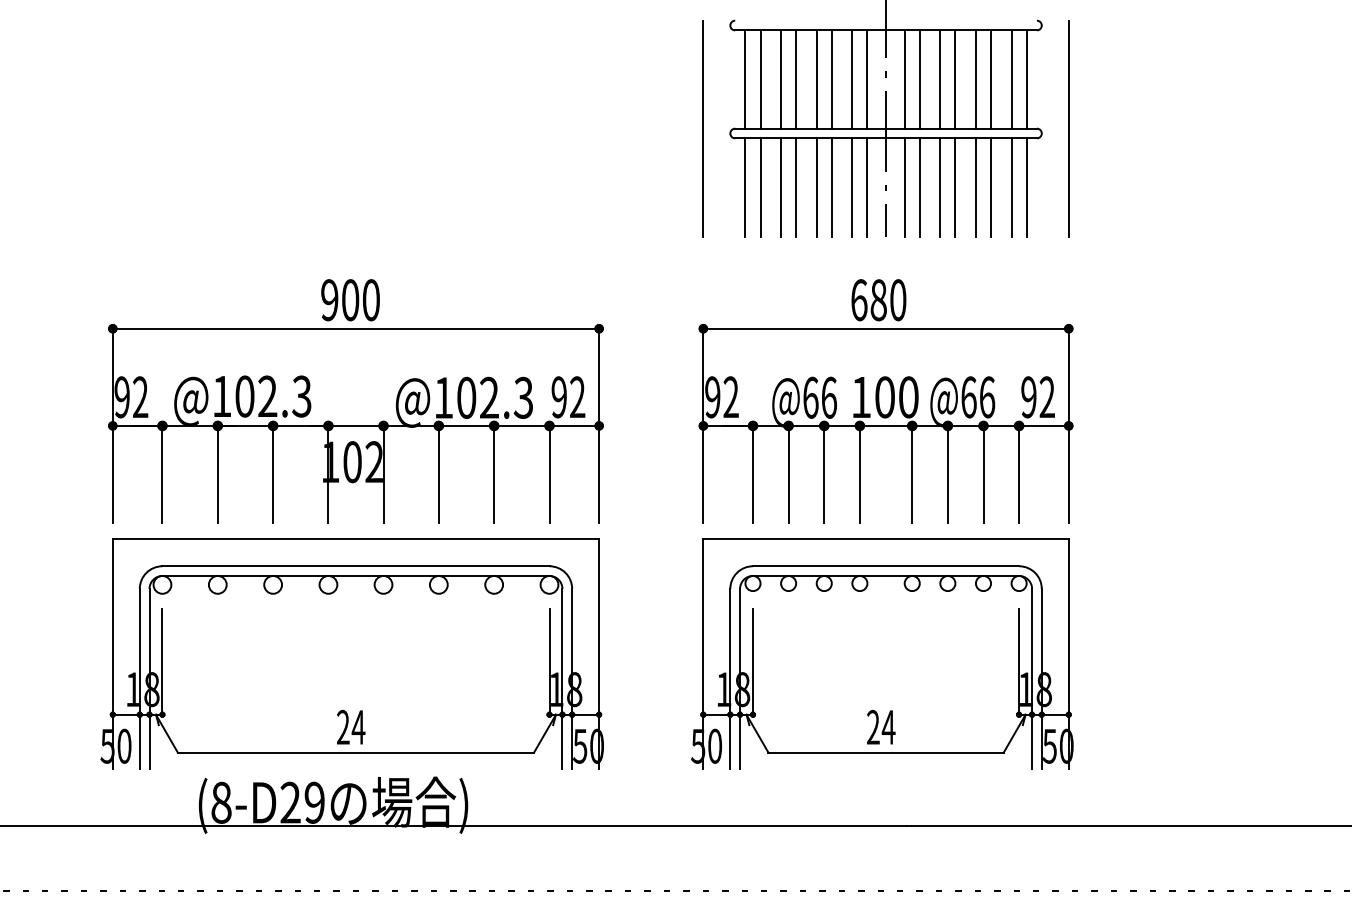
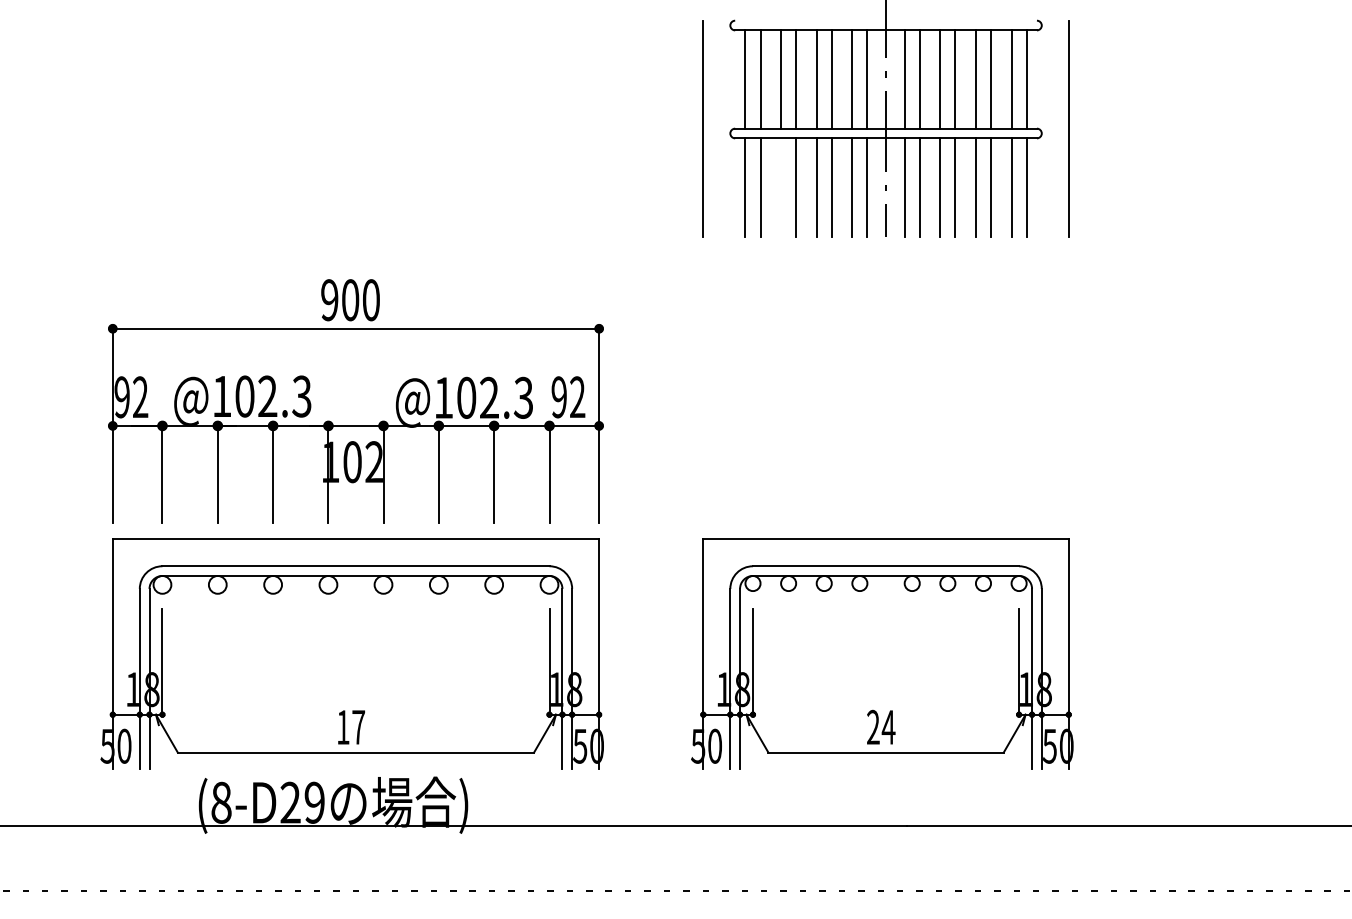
line: present -> none (781, 187)
part: present -> none (885, 401)
text: 24 -> 17 (351, 726)
